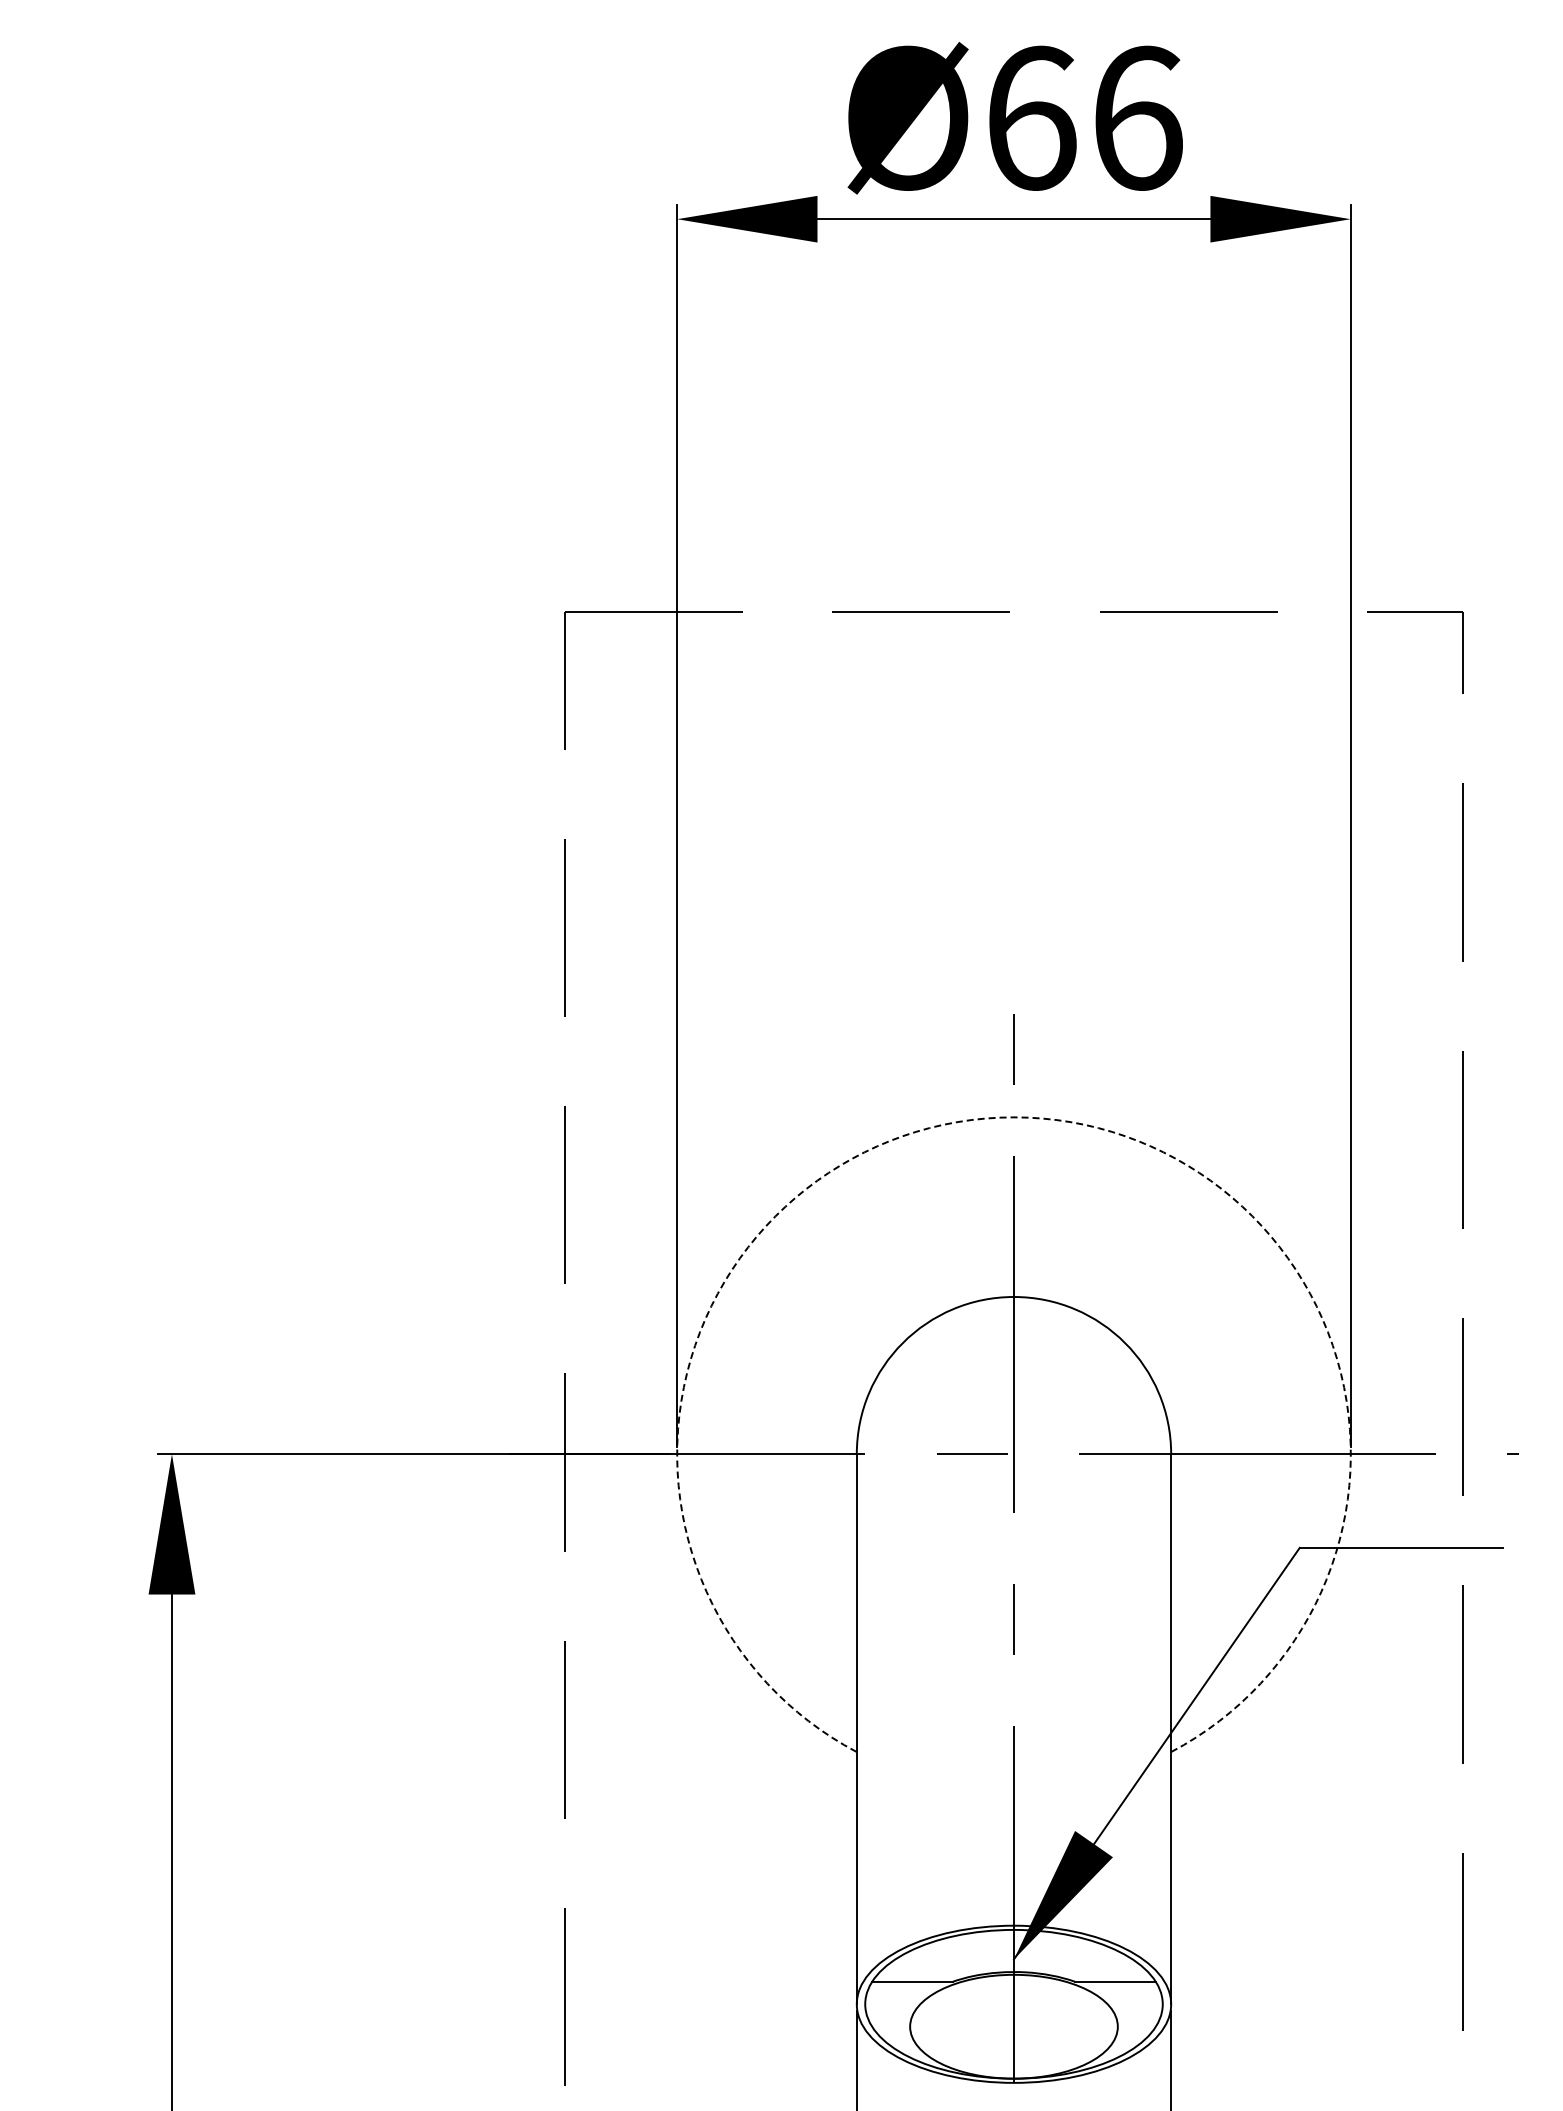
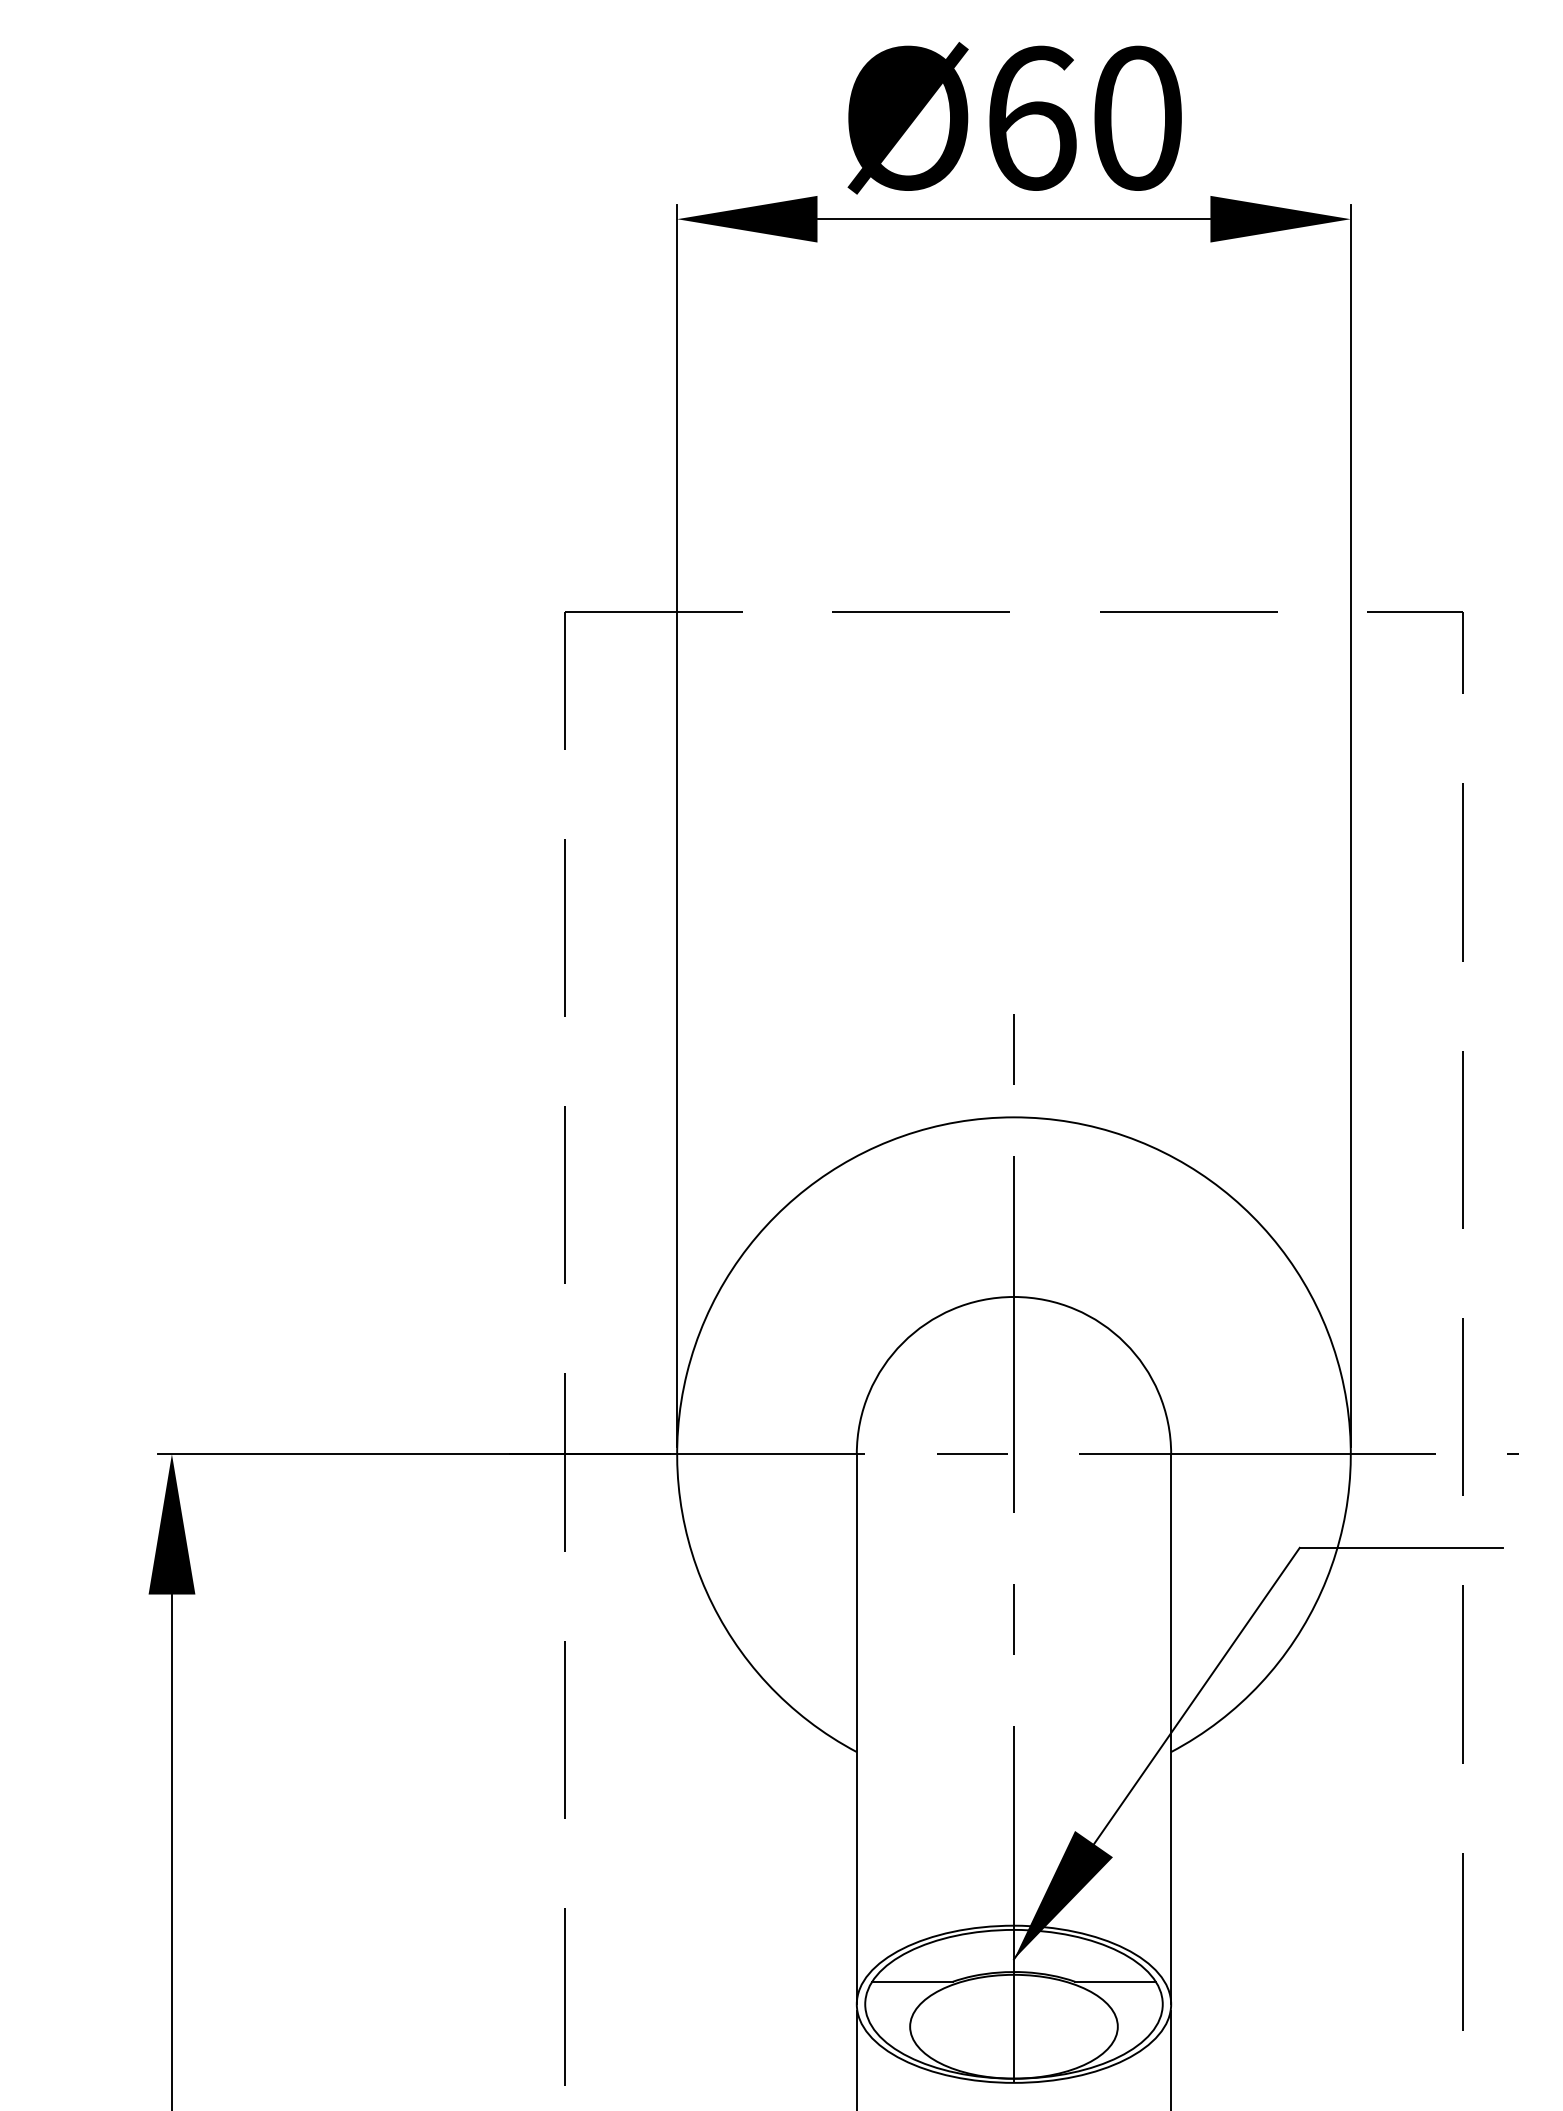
text: Ø66 -> Ø60 (1138, 117)
arc: dashed -> solid (1013, 1117)
